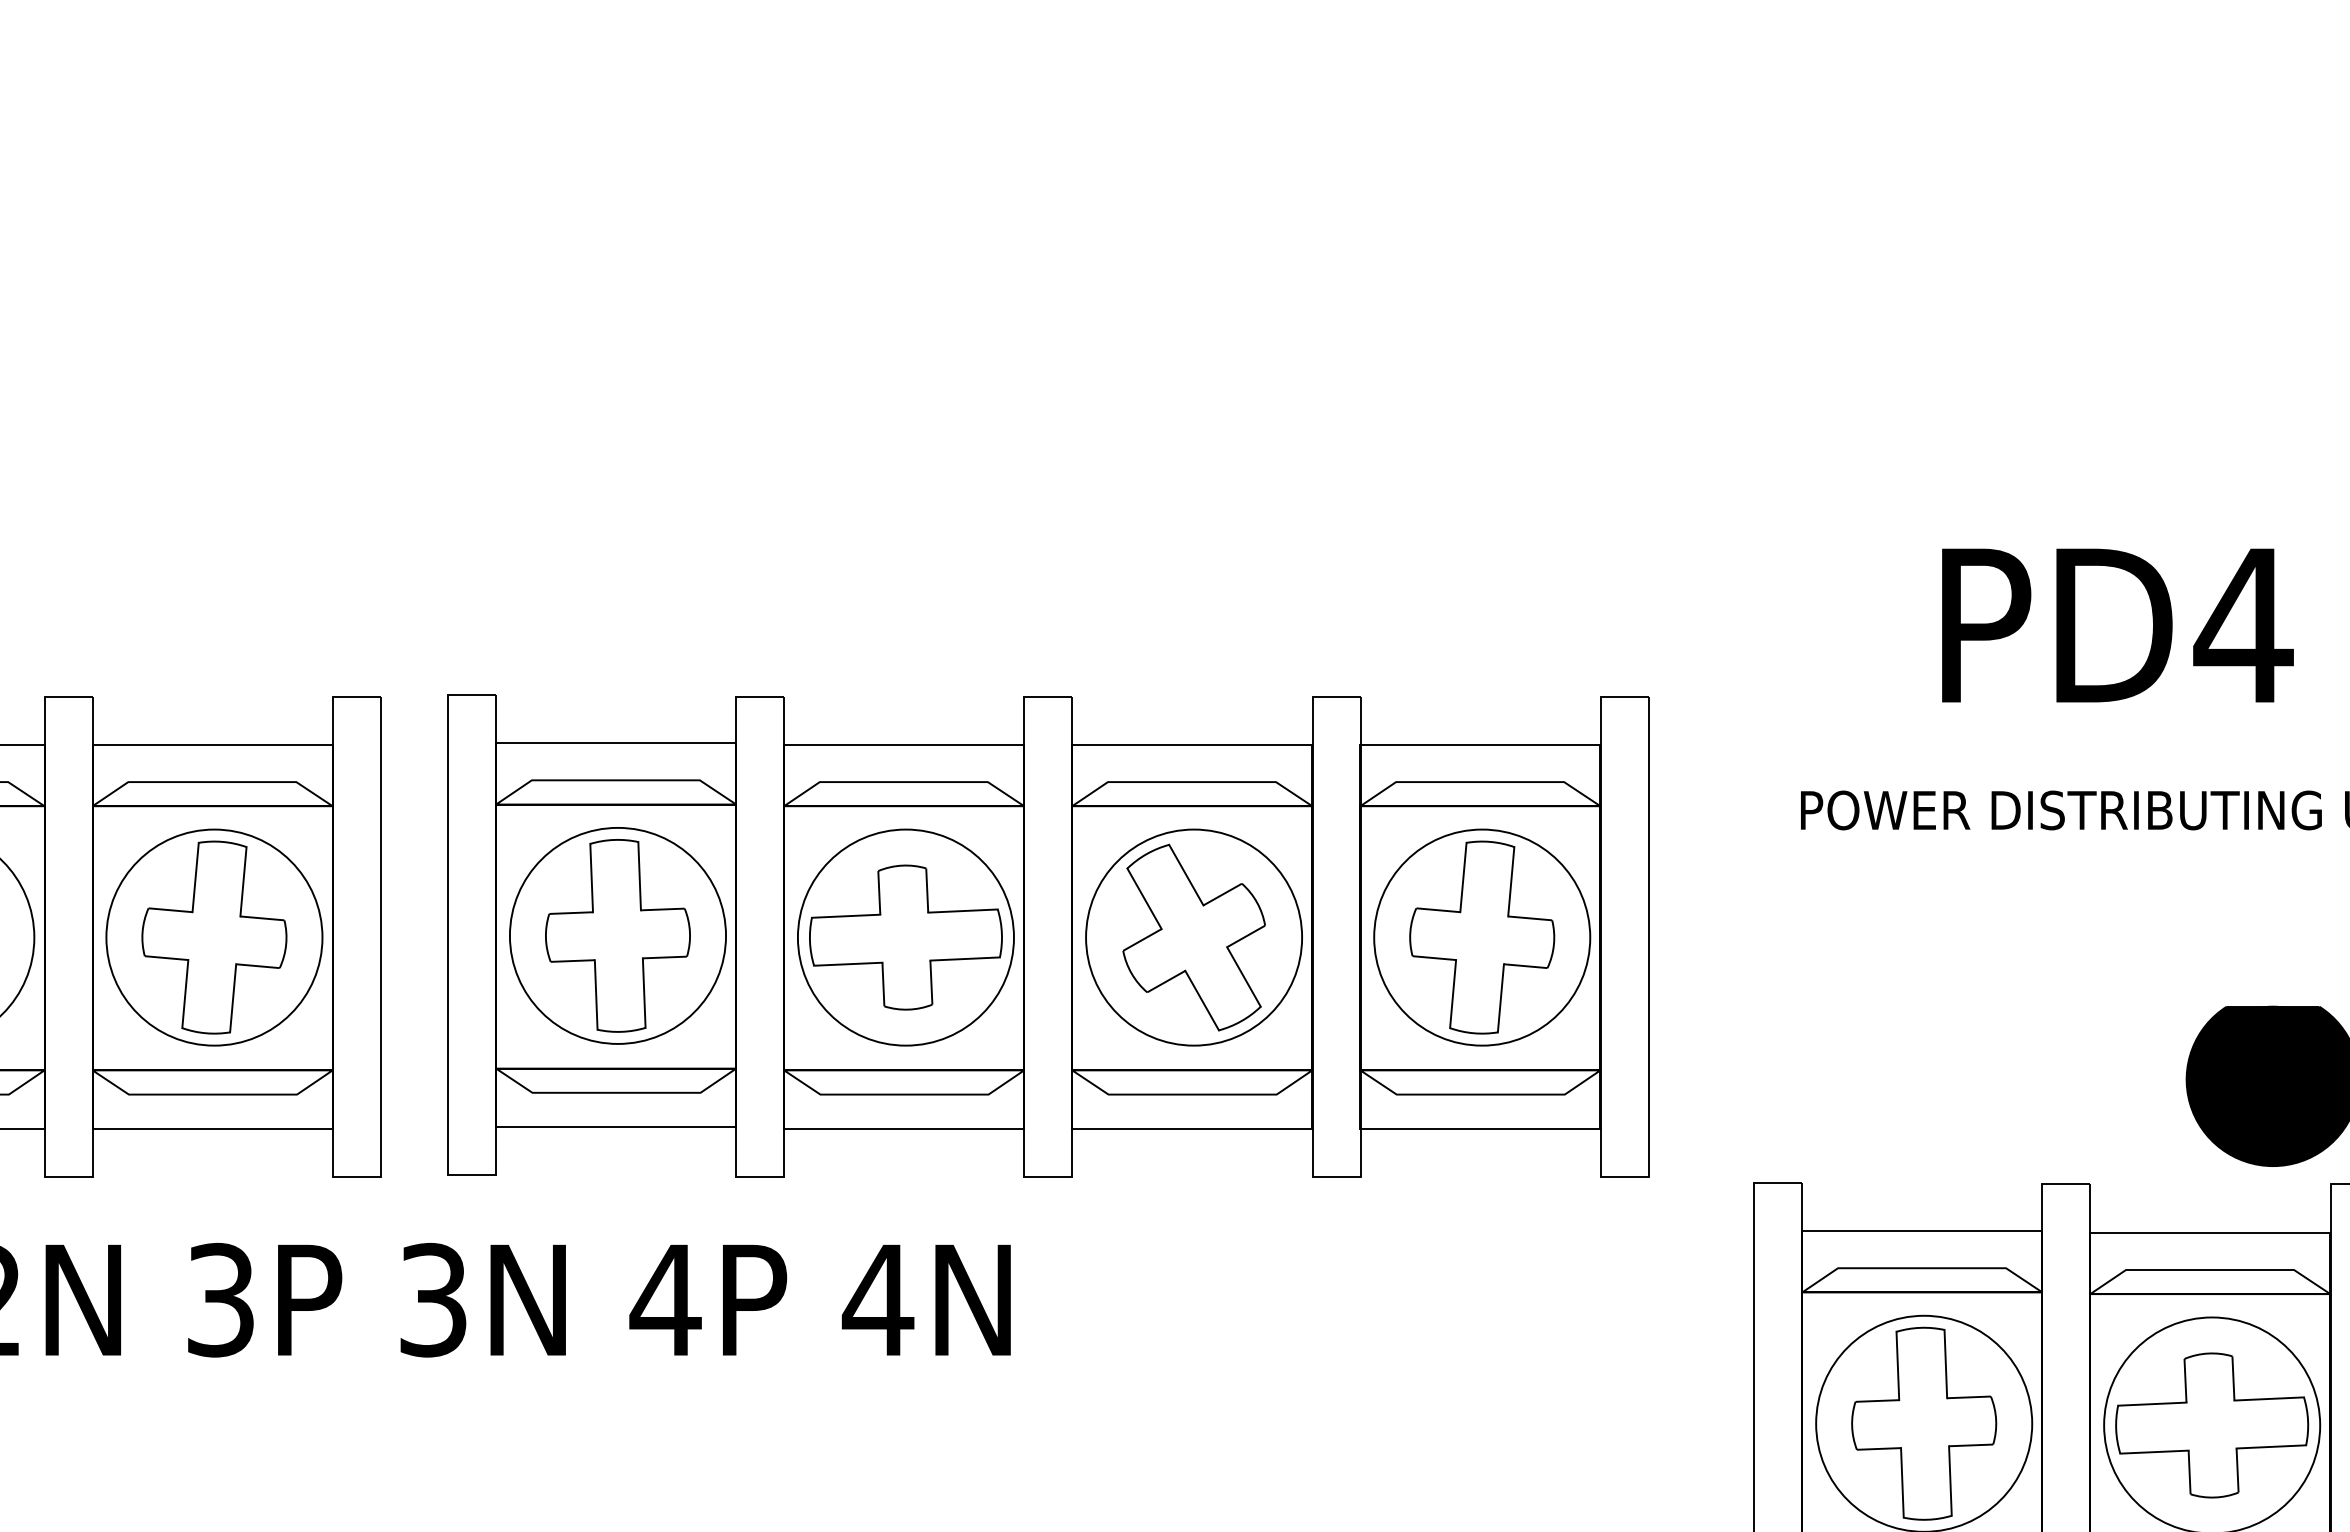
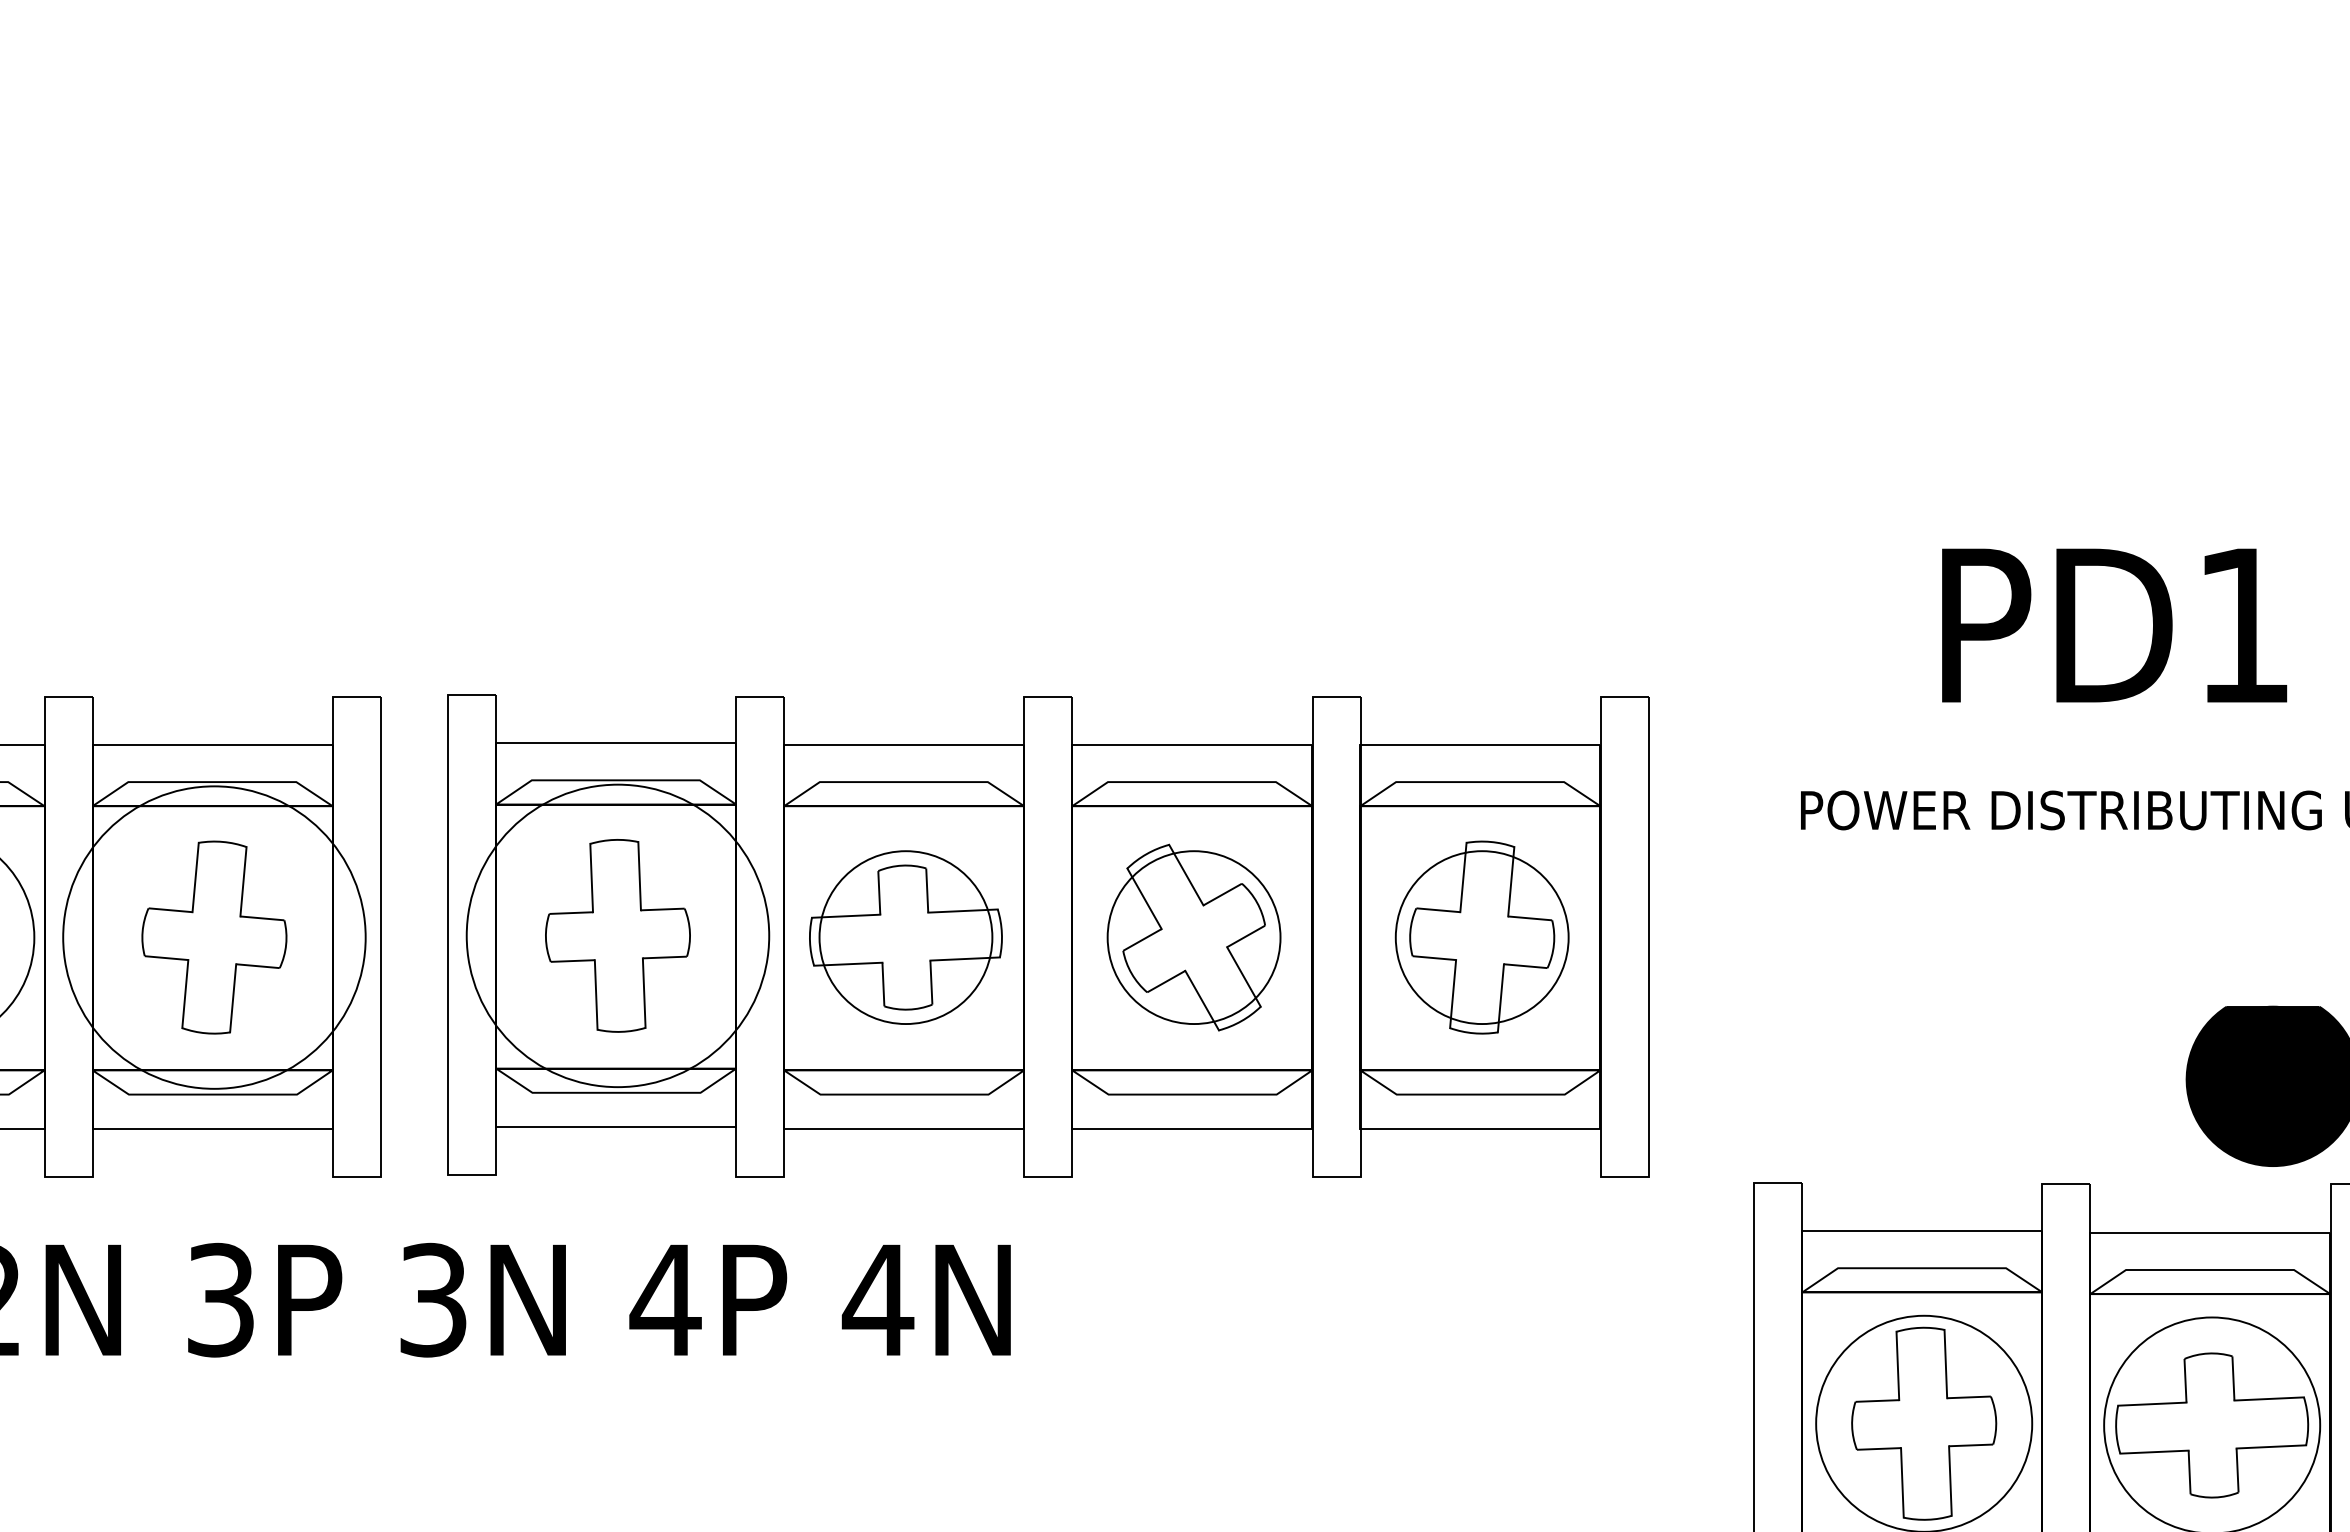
text: PD4 -> PD1 (2243, 625)
circle diameter: 216 px -> 302 px (617, 935)
circle diameter: 216 px -> 302 px (214, 937)
circle diameter: 216 px -> 173 px (905, 937)
circle diameter: 216 px -> 173 px (1193, 937)
circle diameter: 216 px -> 173 px (1481, 937)
